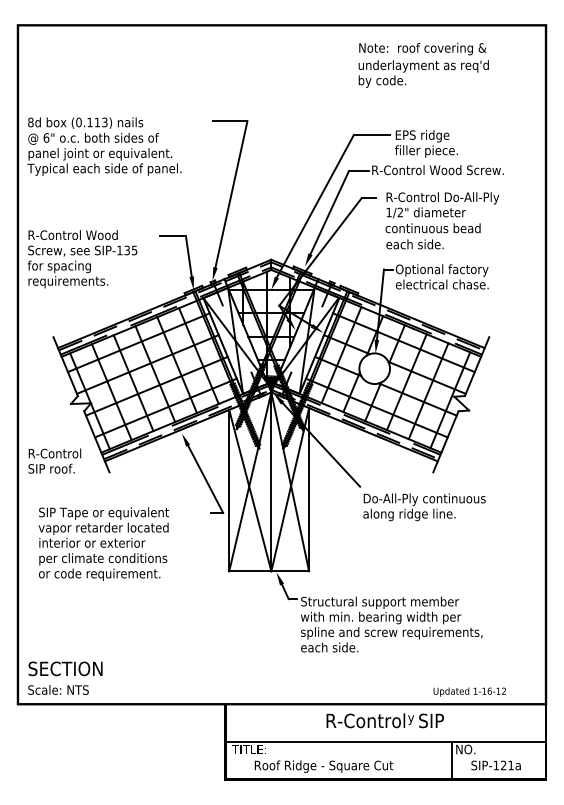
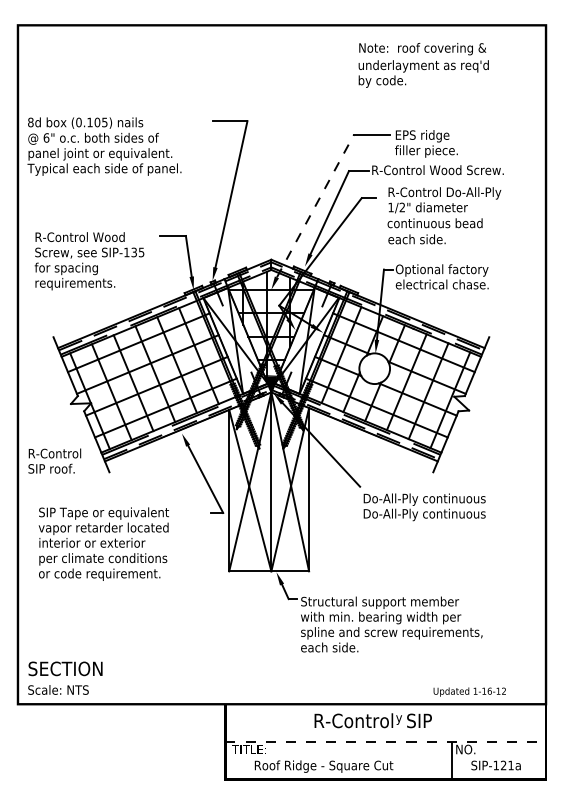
text: (0.113) -> (0.105) (100, 122)
line: solid -> dashed (315, 206)
text position: (442, 220) -> (444, 215) (444, 215)
text position: (82, 259) -> (89, 261) (89, 261)
text: along ridge line. -> Do-All-Ply continuous (424, 514)
text position: (384, 720) -> (372, 720) (372, 720)
line: solid -> dashed (386, 741)
